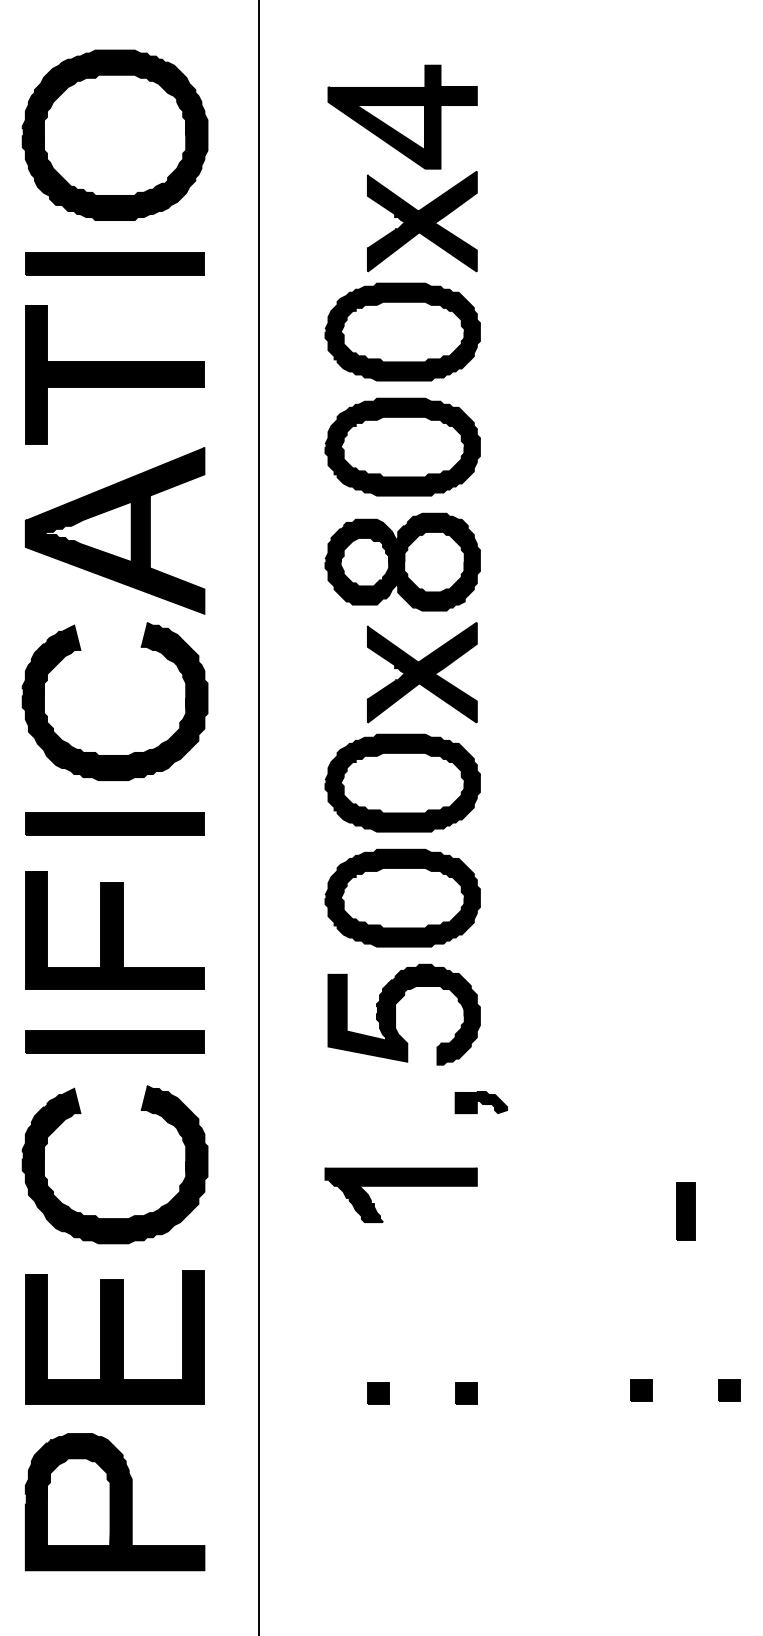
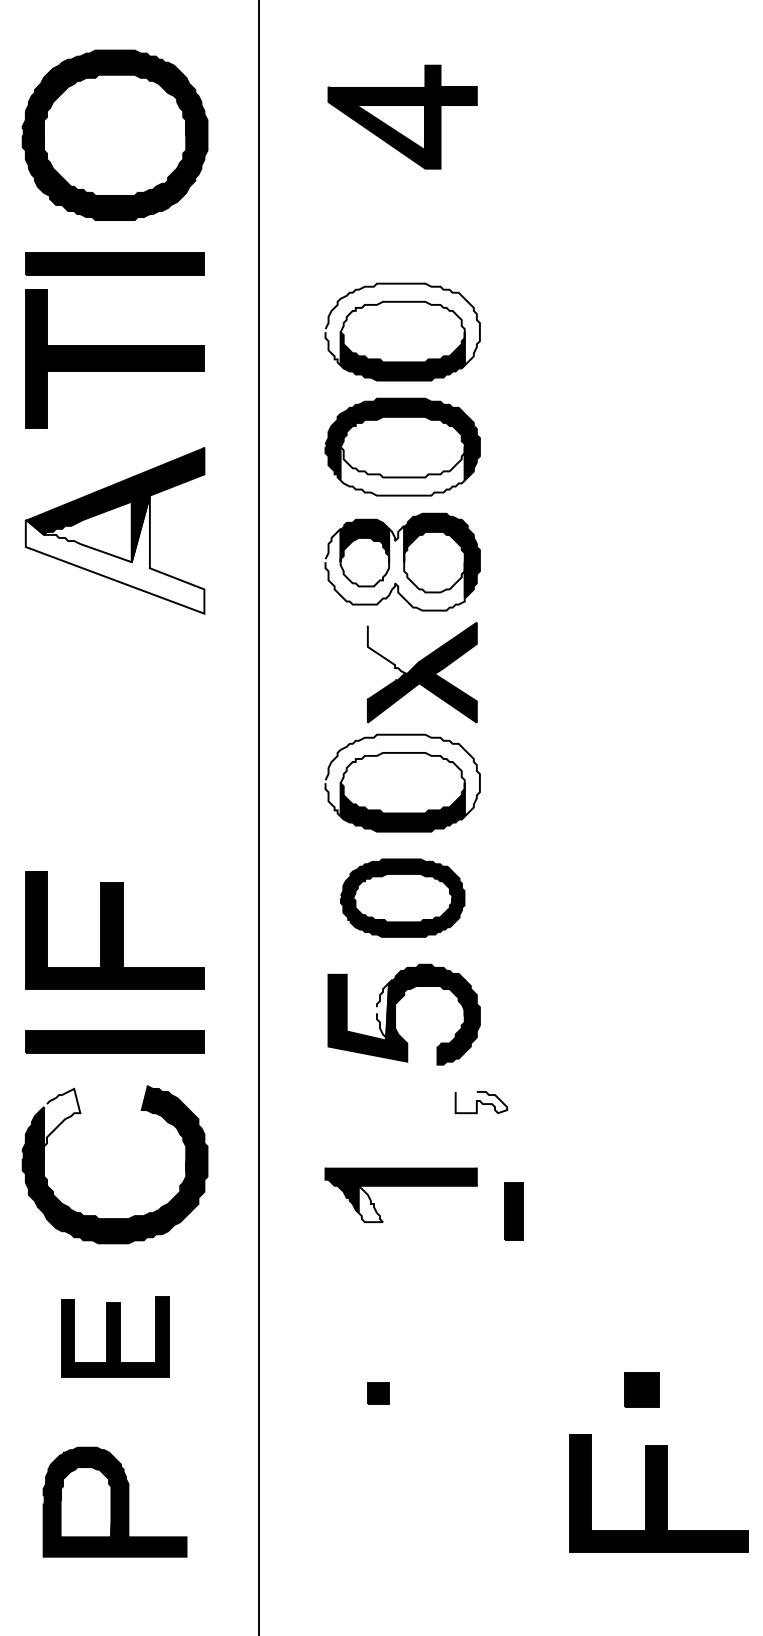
part: present -> none (422, 221)
fill: present -> none (402, 324)
part position: (114, 374) -> (114, 358) (114, 358)
fill: present -> none (402, 471)
fill: present -> none (114, 554)
fill: present -> none (394, 567)
fill: present -> none (393, 649)
part: present -> none (114, 755)
fill: present -> none (402, 775)
part: present -> none (114, 823)
part size: 157x100 px -> 126x80 px (402, 897)
fill: present -> none (382, 1011)
fill: present -> none (481, 1102)
fill: present -> none (61, 1123)
fill: present -> none (370, 1203)
part position: (685, 1211) -> (513, 1211) (513, 1211)
part size: 180x135 px -> 109x82 px (115, 1336)
part size: 23x23 px -> 36x36 px (641, 1389)
part: present -> none (729, 1390)
part: present -> none (466, 1393)
part: none -> present (658, 1493)
part size: 182x139 px -> 146x112 px (114, 1501)
